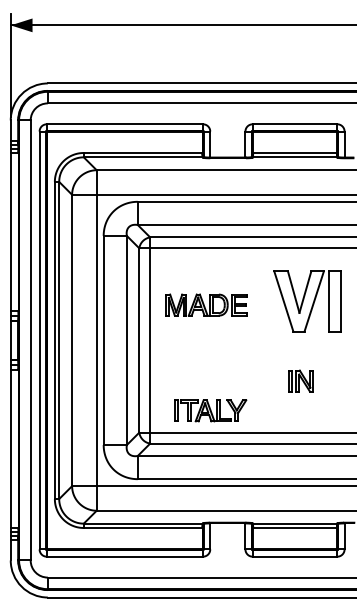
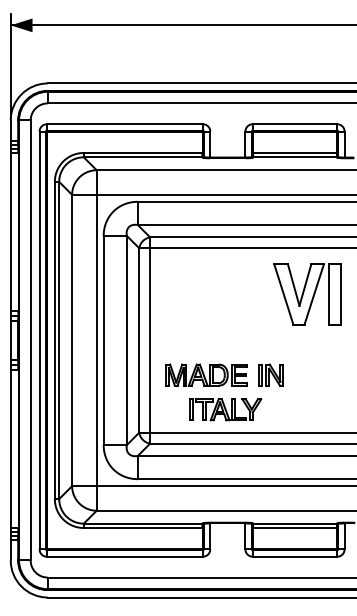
part position: (307, 301) -> (307, 294) (307, 294)
part position: (206, 304) -> (206, 374) (206, 374)
part position: (300, 380) -> (270, 374) (270, 374)
part position: (210, 410) -> (225, 409) (225, 409)
